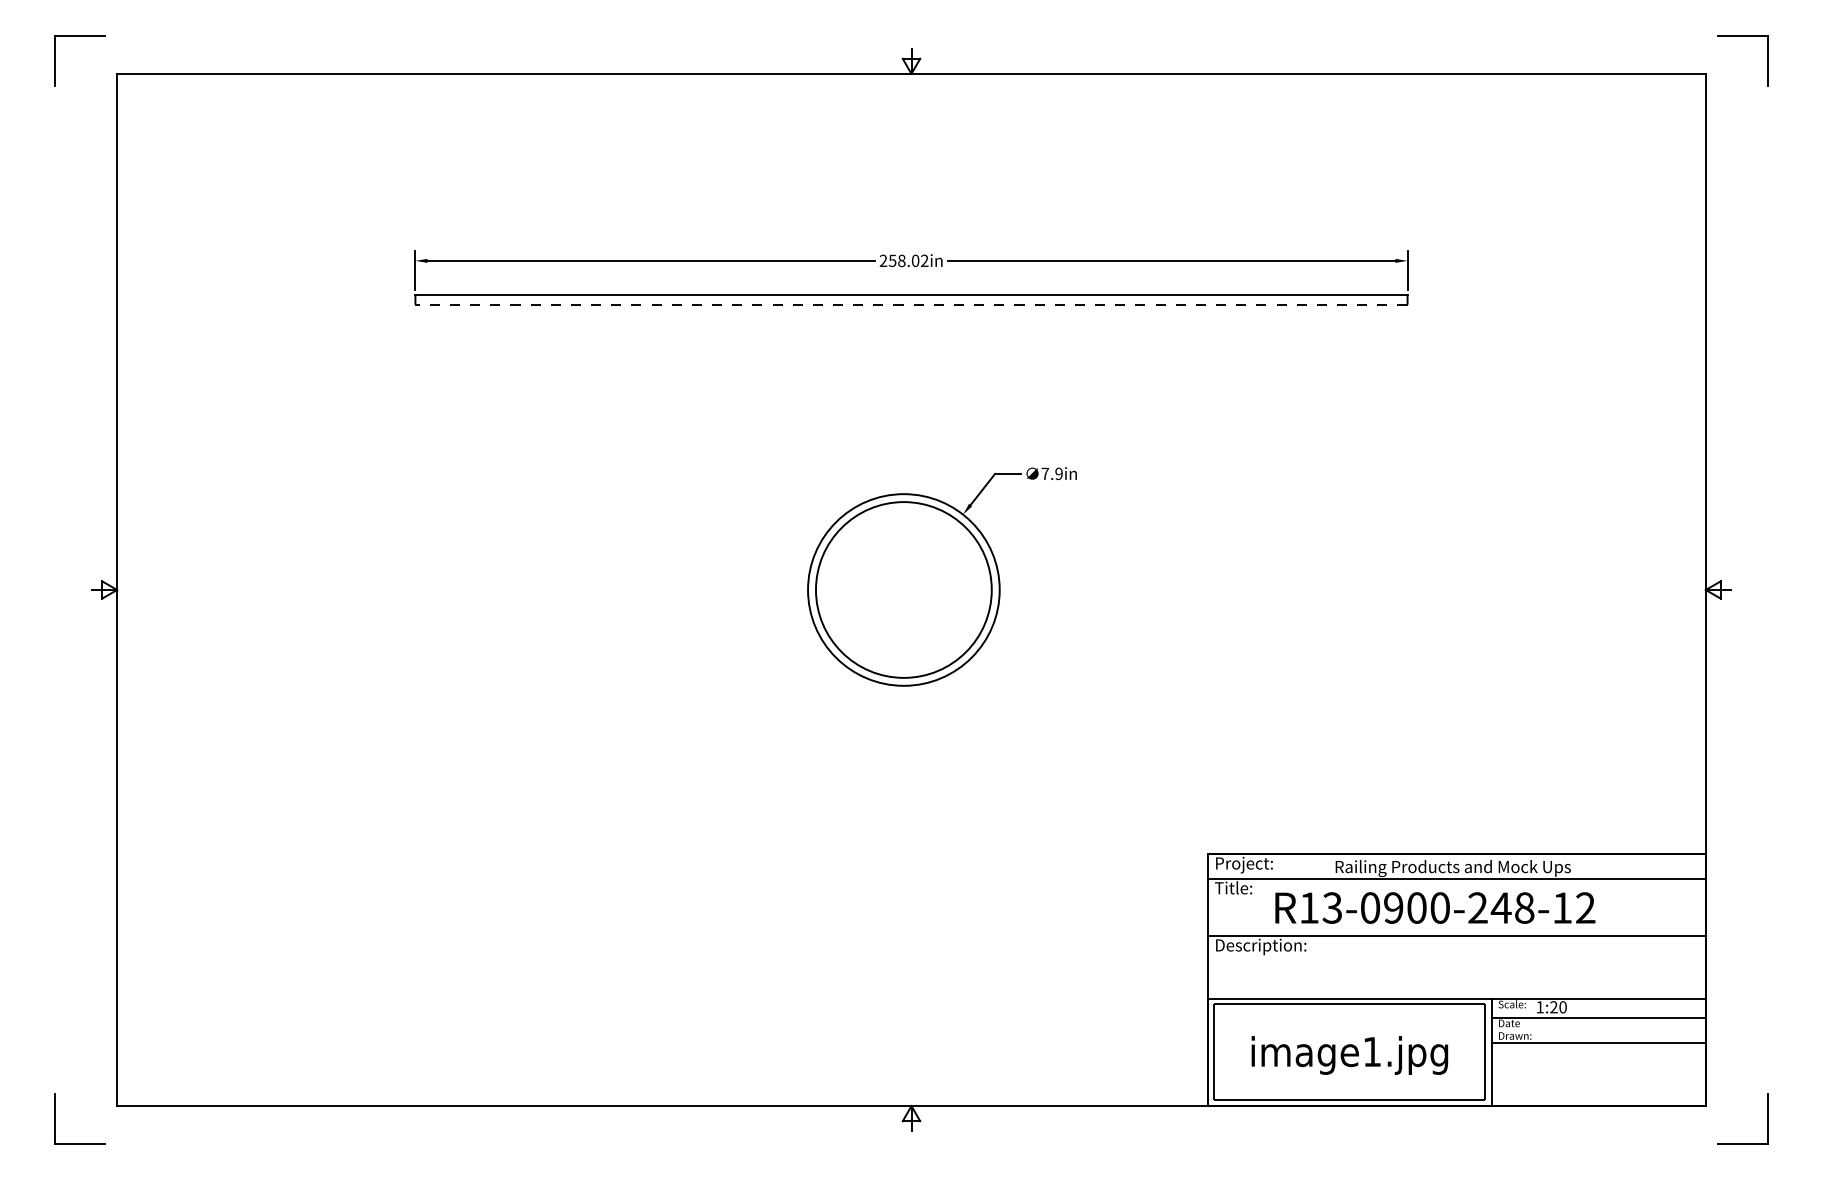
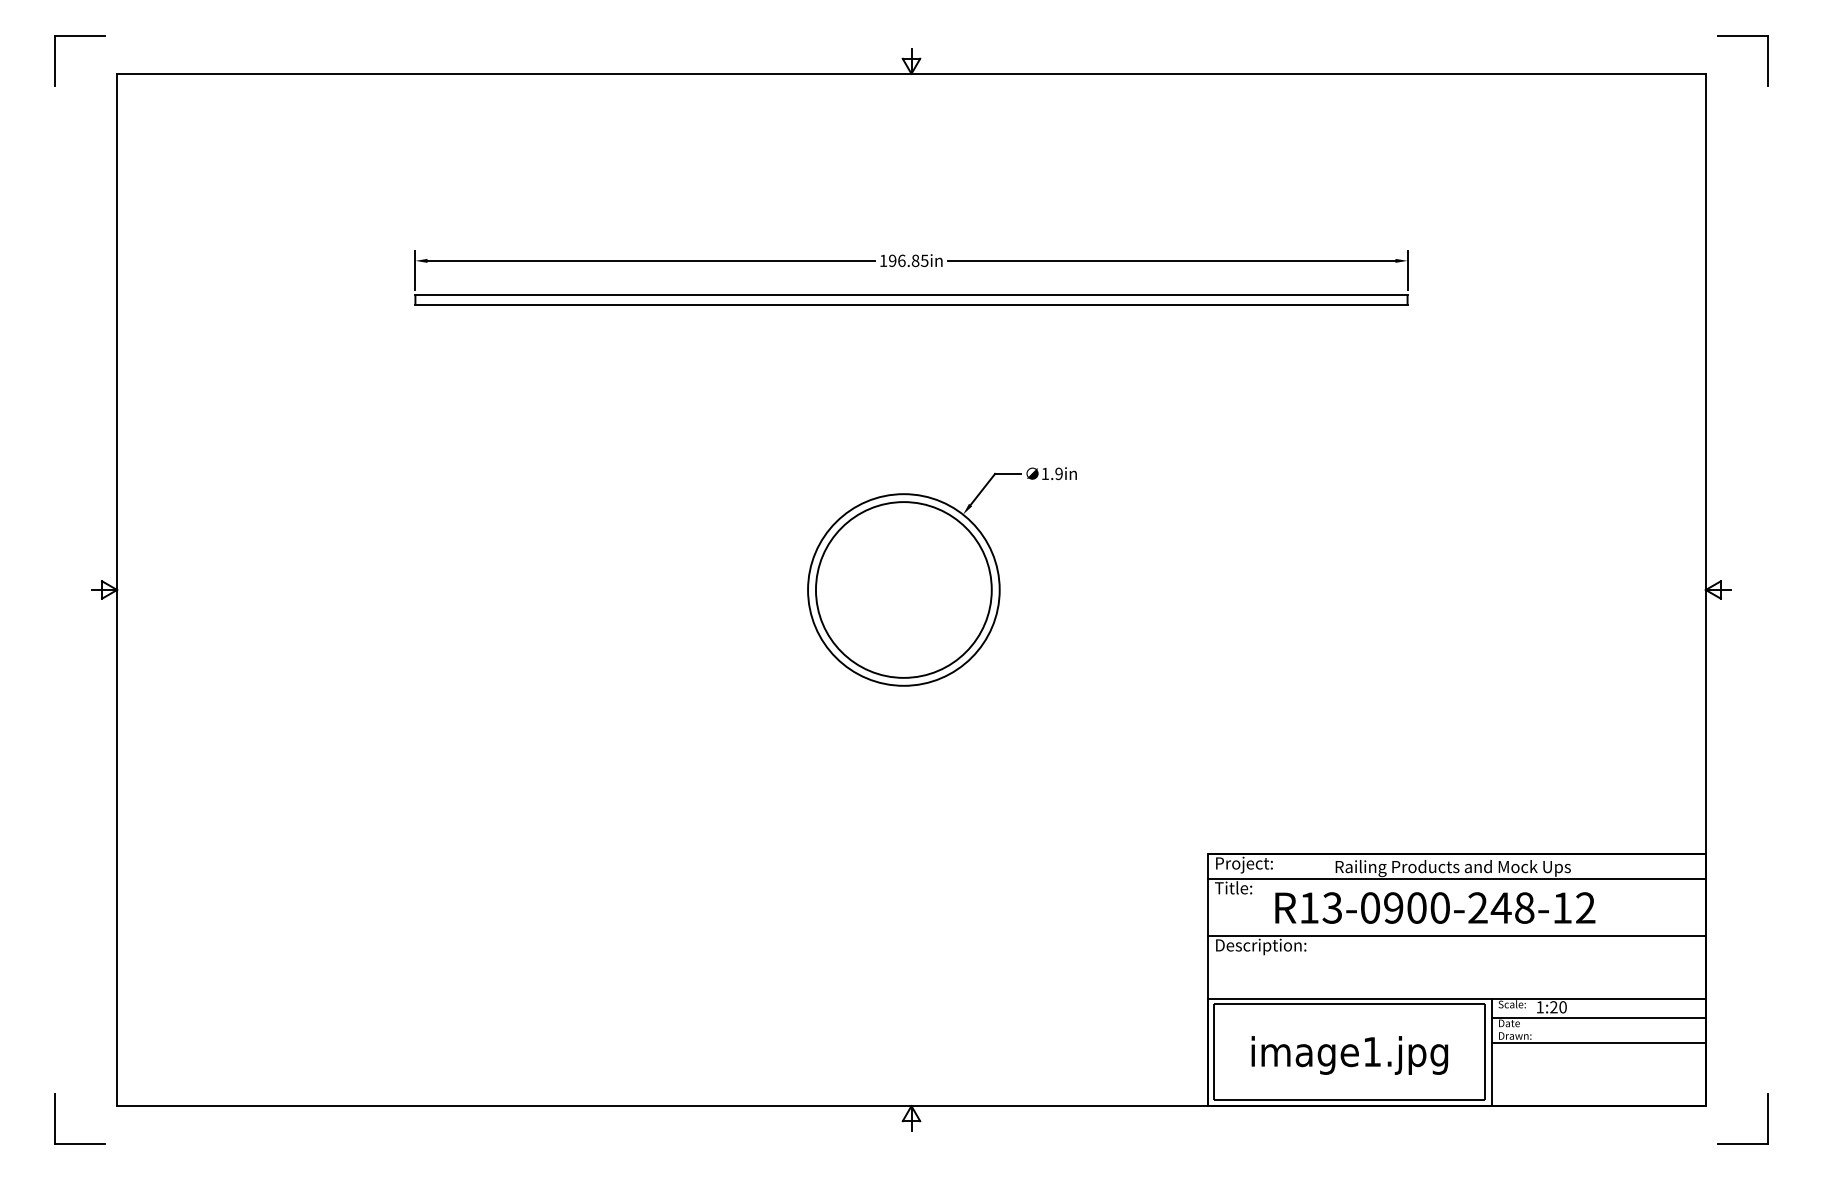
text: 258.02in -> 196.85in (903, 260)
line: dashed -> solid (911, 304)
text: 7.9in -> 1.9in (1045, 473)
